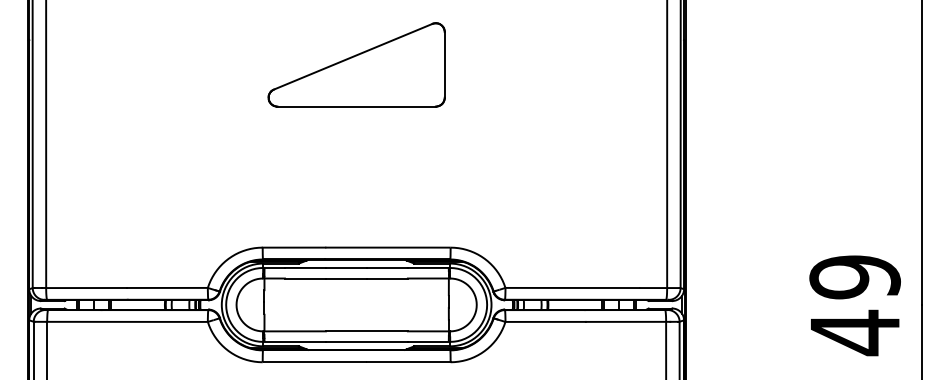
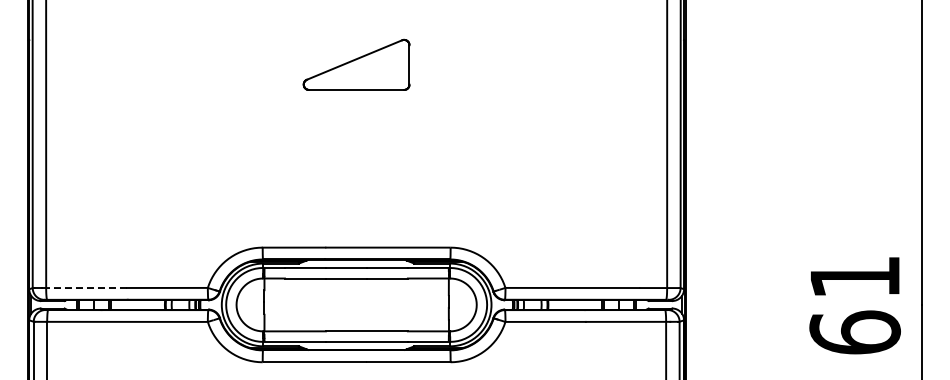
part size: 179x86 px -> 109x53 px (356, 64)
line: solid -> dashed (86, 288)
text: 49 -> 61 (854, 305)
